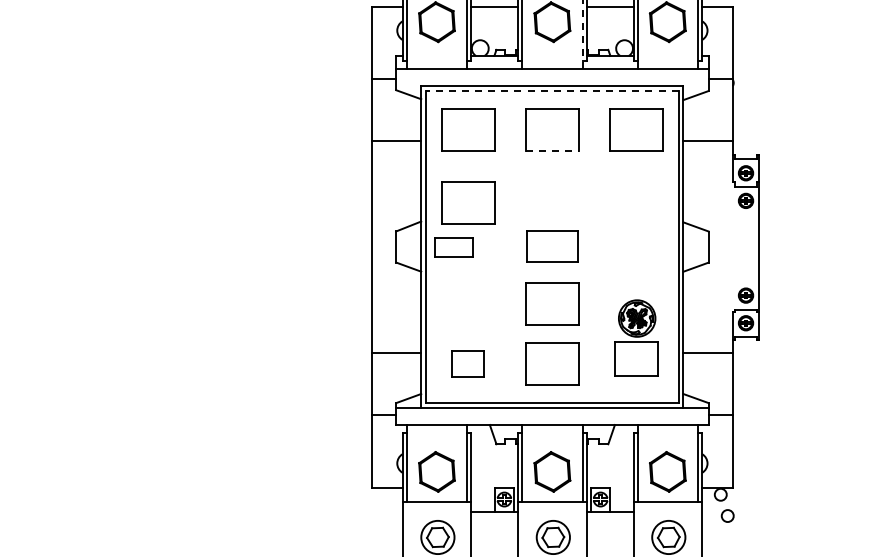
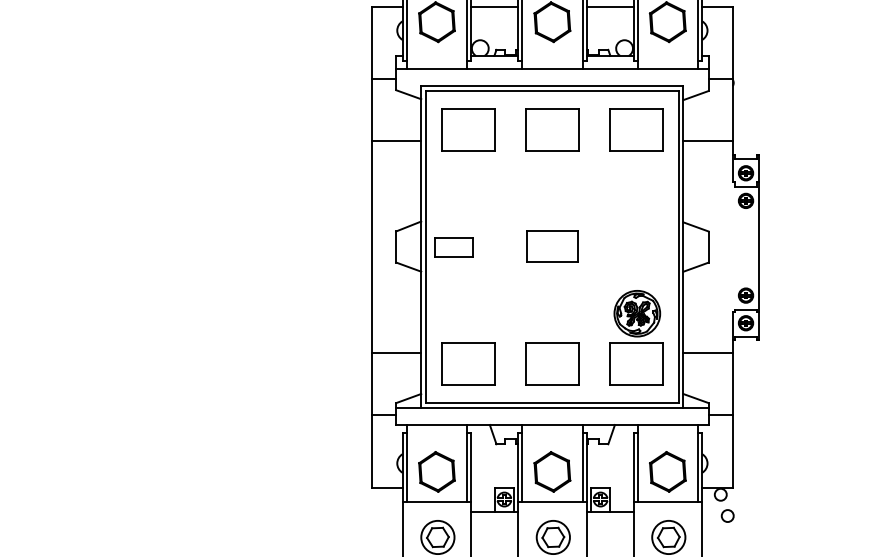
line: dashed -> solid (582, 34)
line: dashed -> solid (551, 90)
line: dashed -> solid (552, 151)
part: present -> none (468, 202)
part: present -> none (552, 303)
part size: 45x78 px -> 55x96 px (636, 337)
part size: 34x28 px -> 55x44 px (468, 363)
